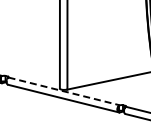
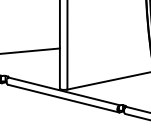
line: none -> present (30, 50)
line: dashed -> solid (64, 91)
